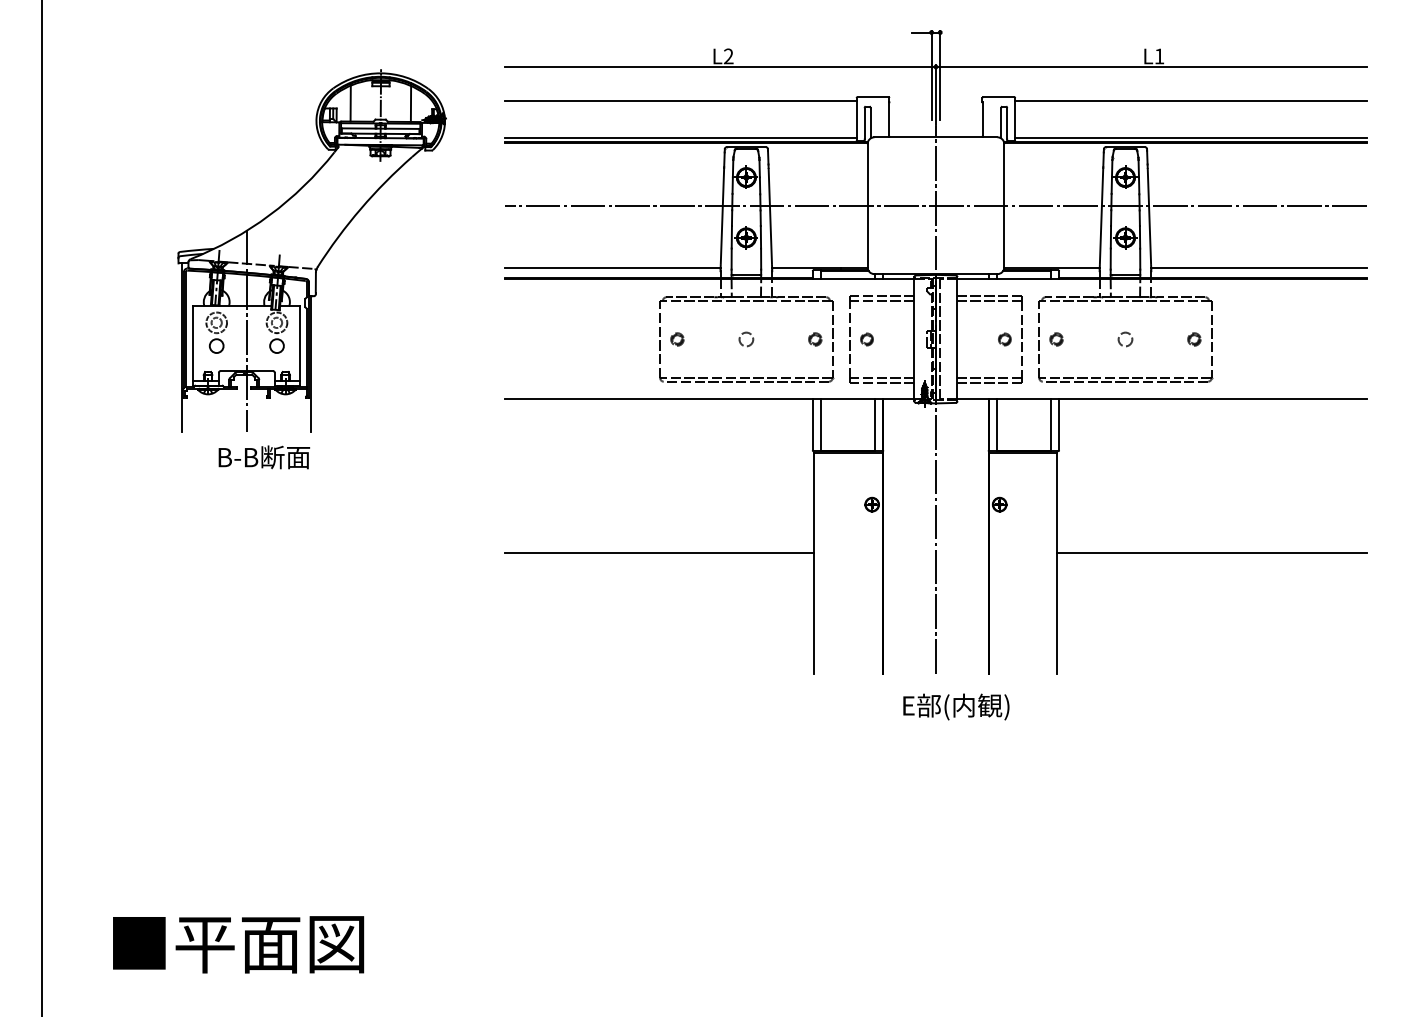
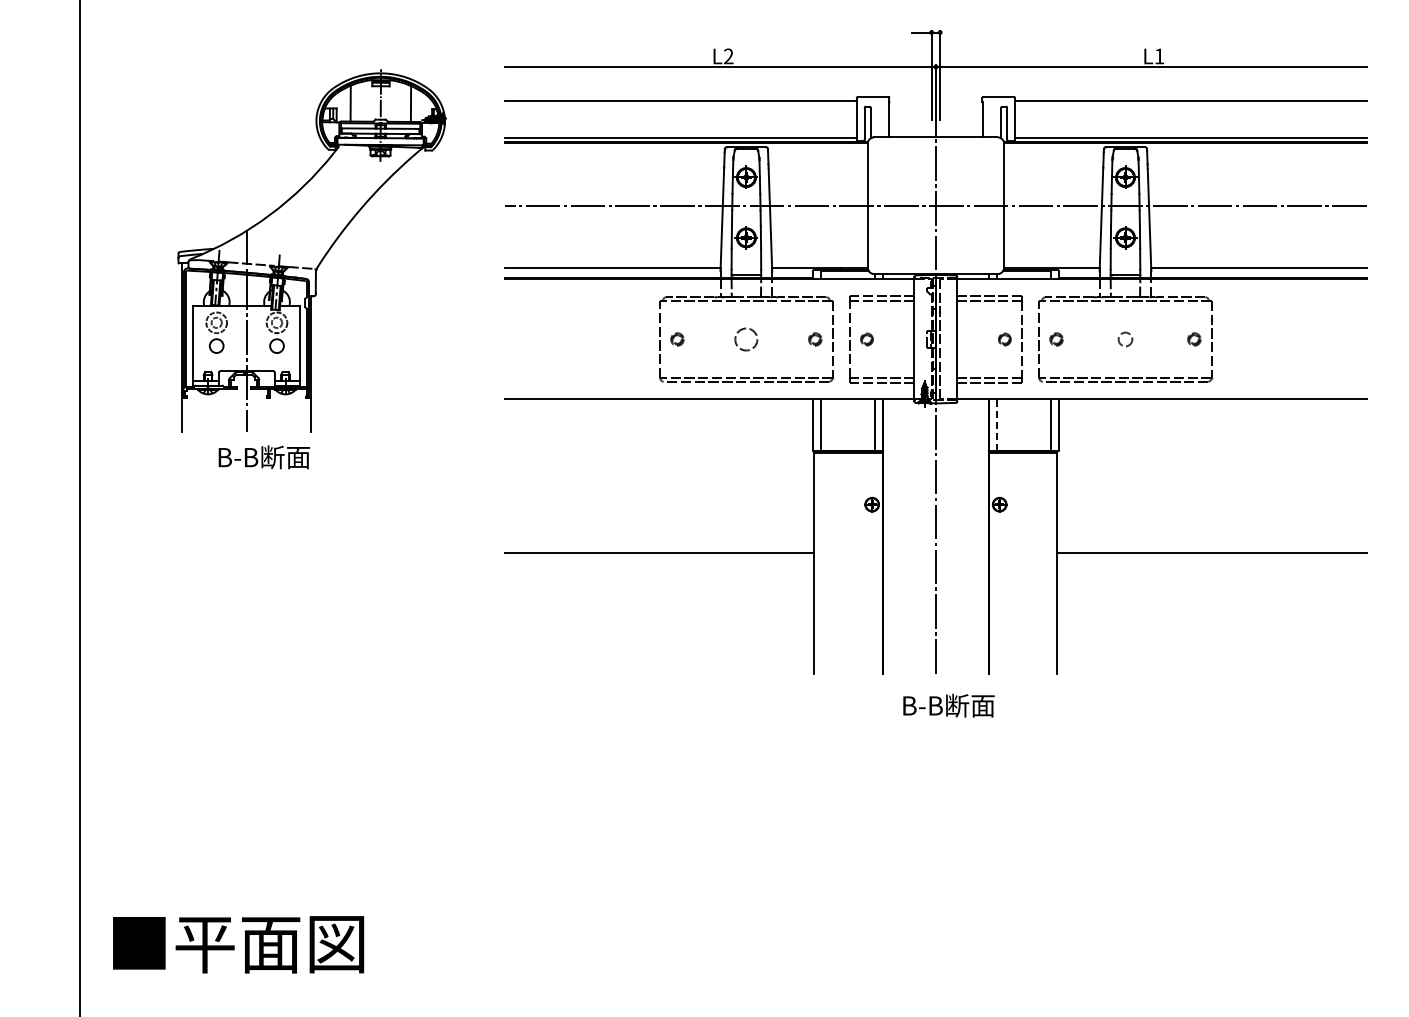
circle size: 17x17 px -> 25x25 px (746, 339)
line: solid -> dashed (997, 425)
line position: (42, 507) -> (80, 507) (80, 507)
text: E部(内観) -> B-B断面 (957, 706)
